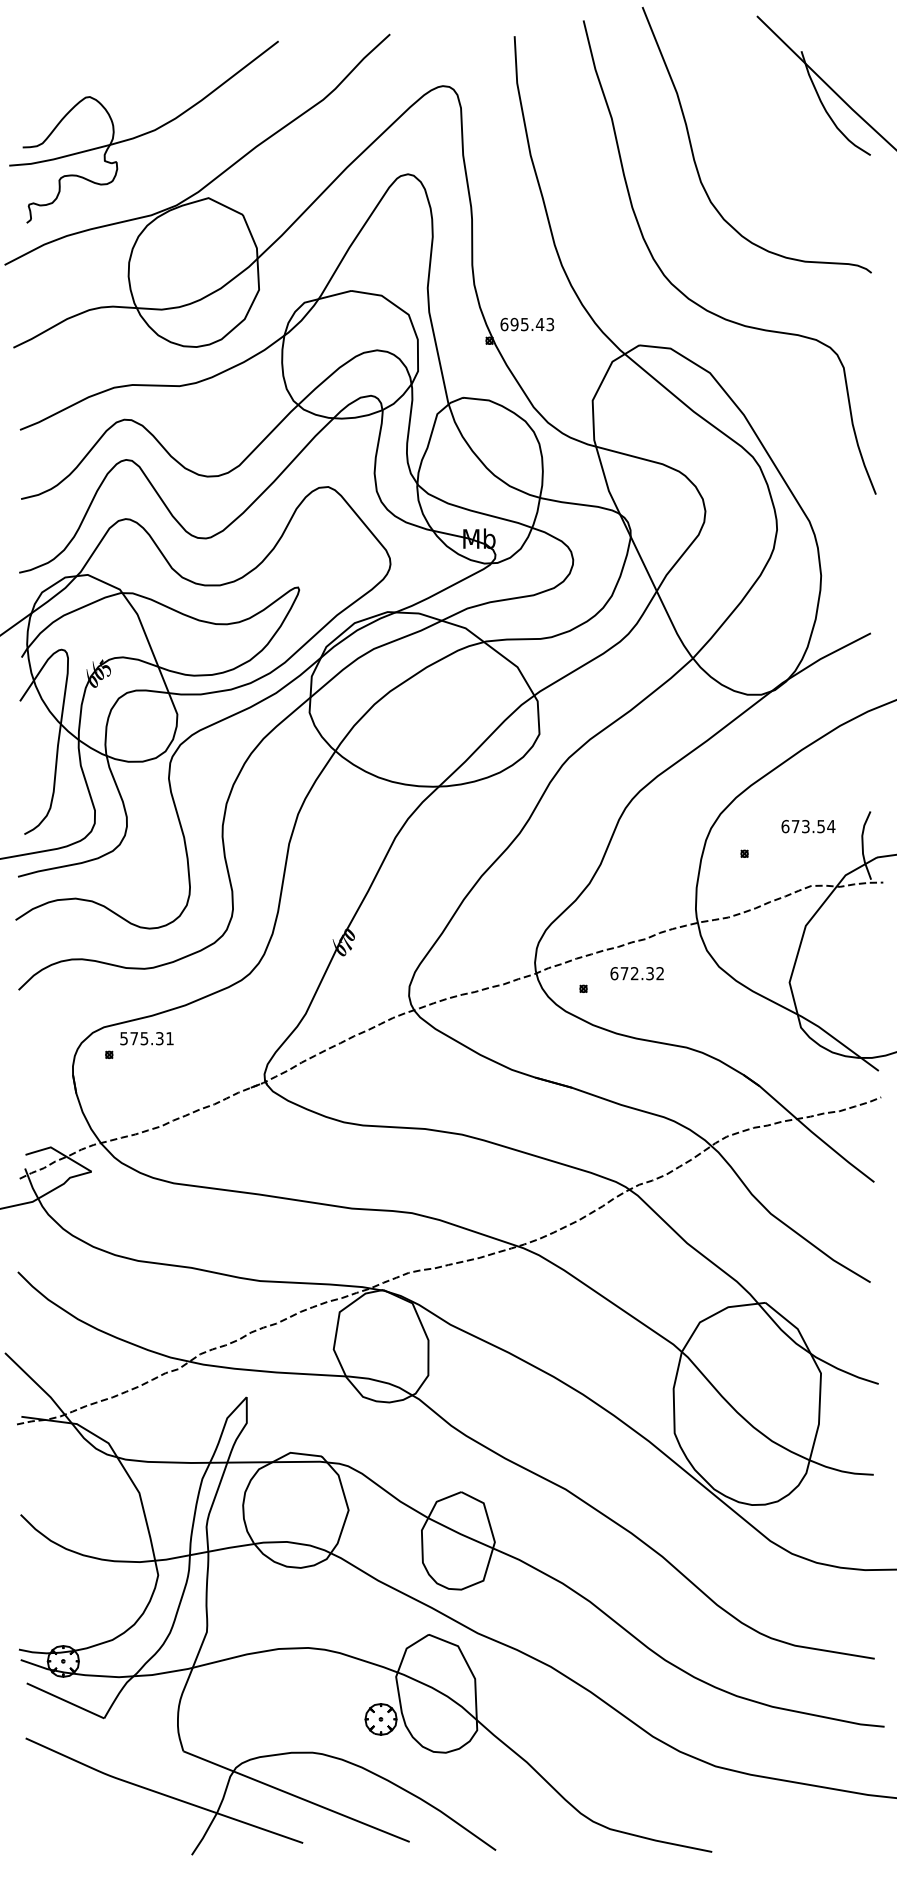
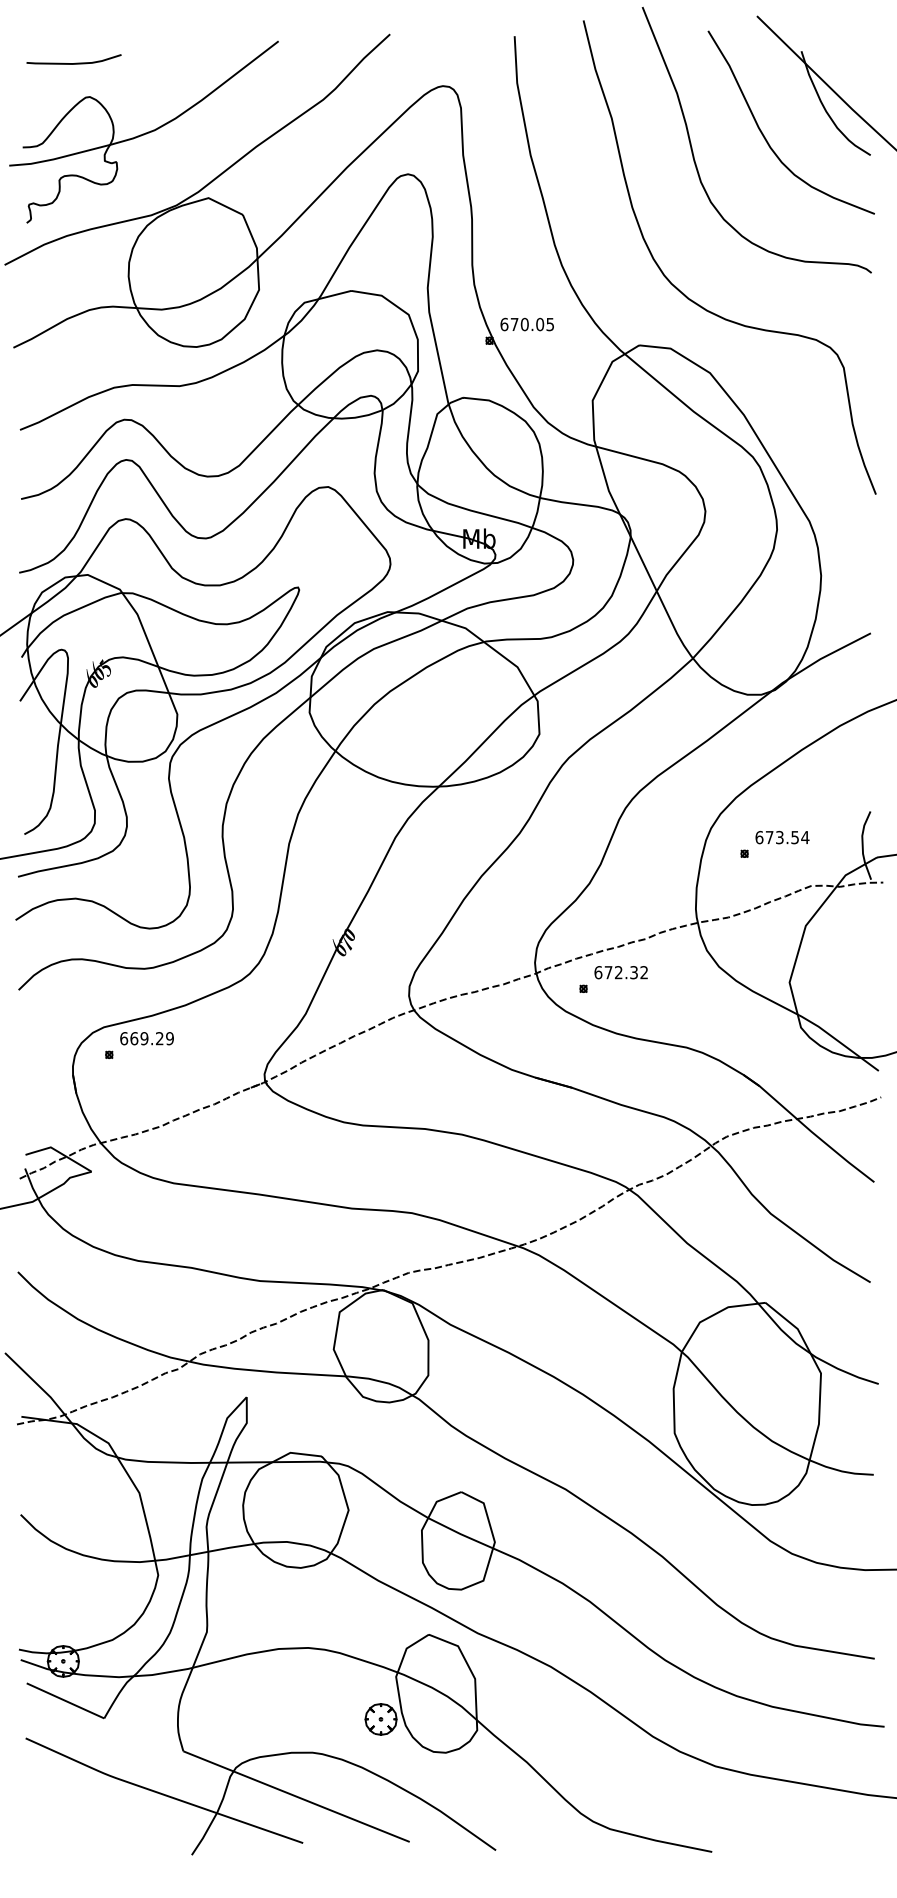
curve: none -> present (75, 62)
curve: none -> present (766, 138)
text: 695.43 -> 670.05 (532, 324)
text position: (808, 826) -> (782, 837) (782, 837)
text position: (636, 973) -> (620, 972) (620, 972)
text: 575.31 -> 669.29 (146, 1038)
